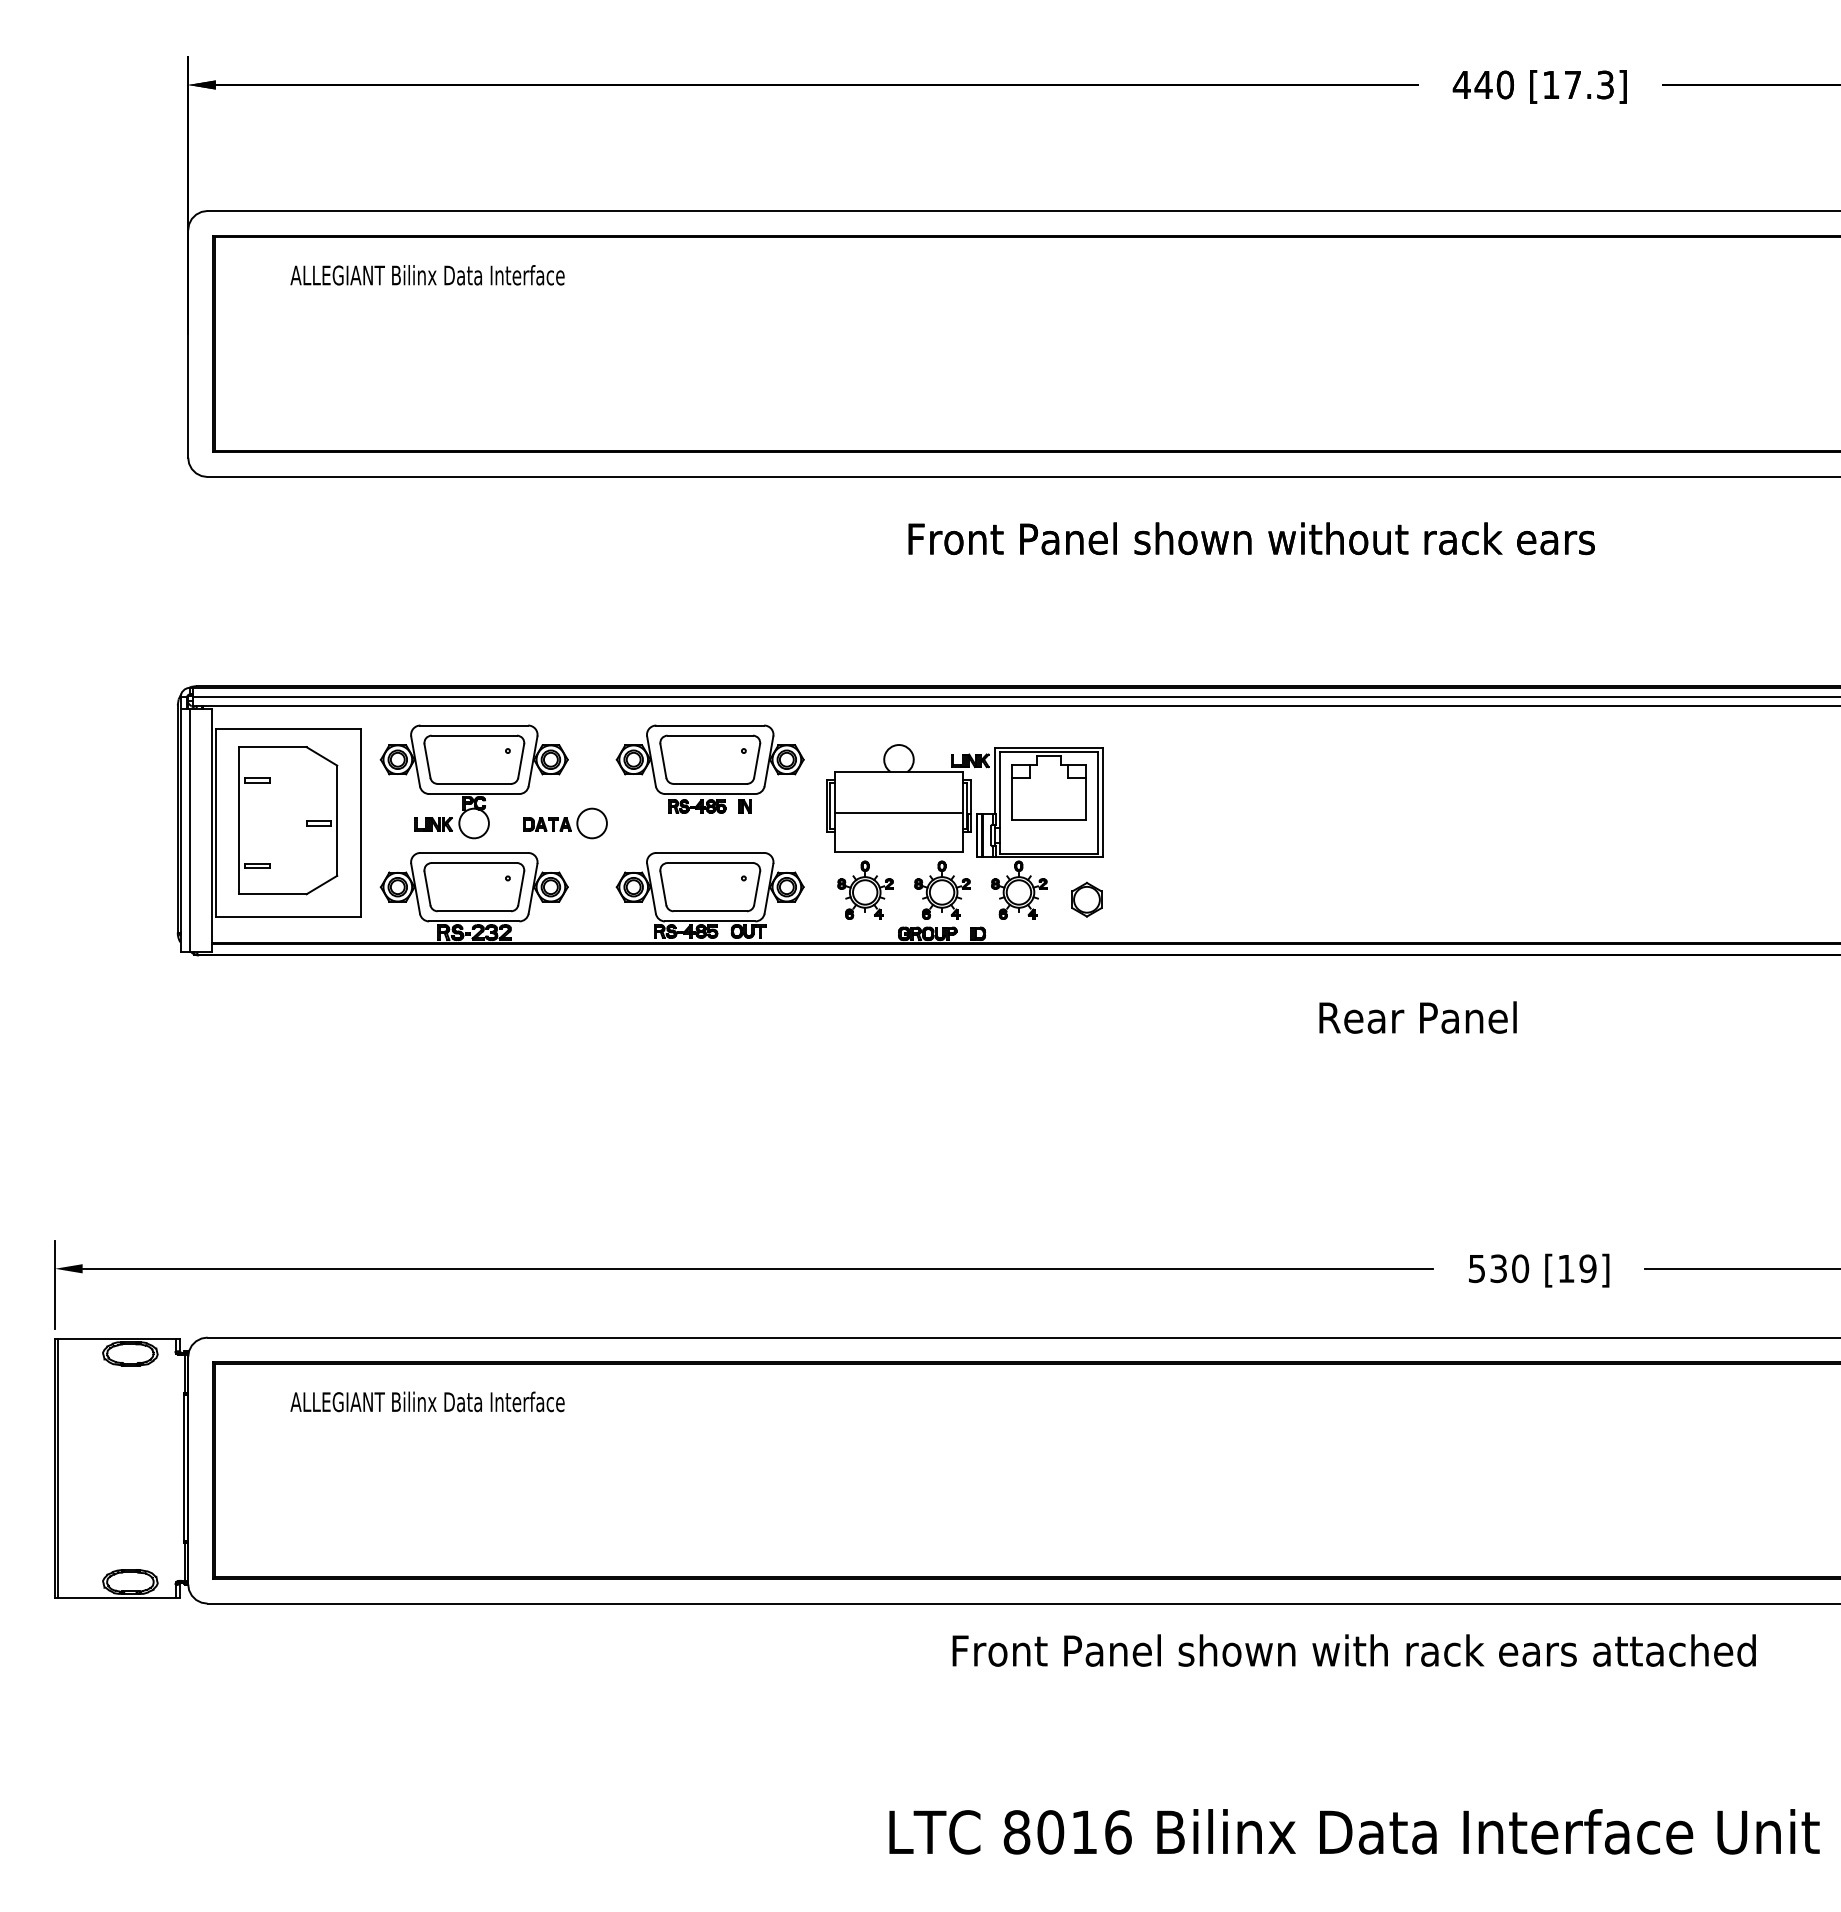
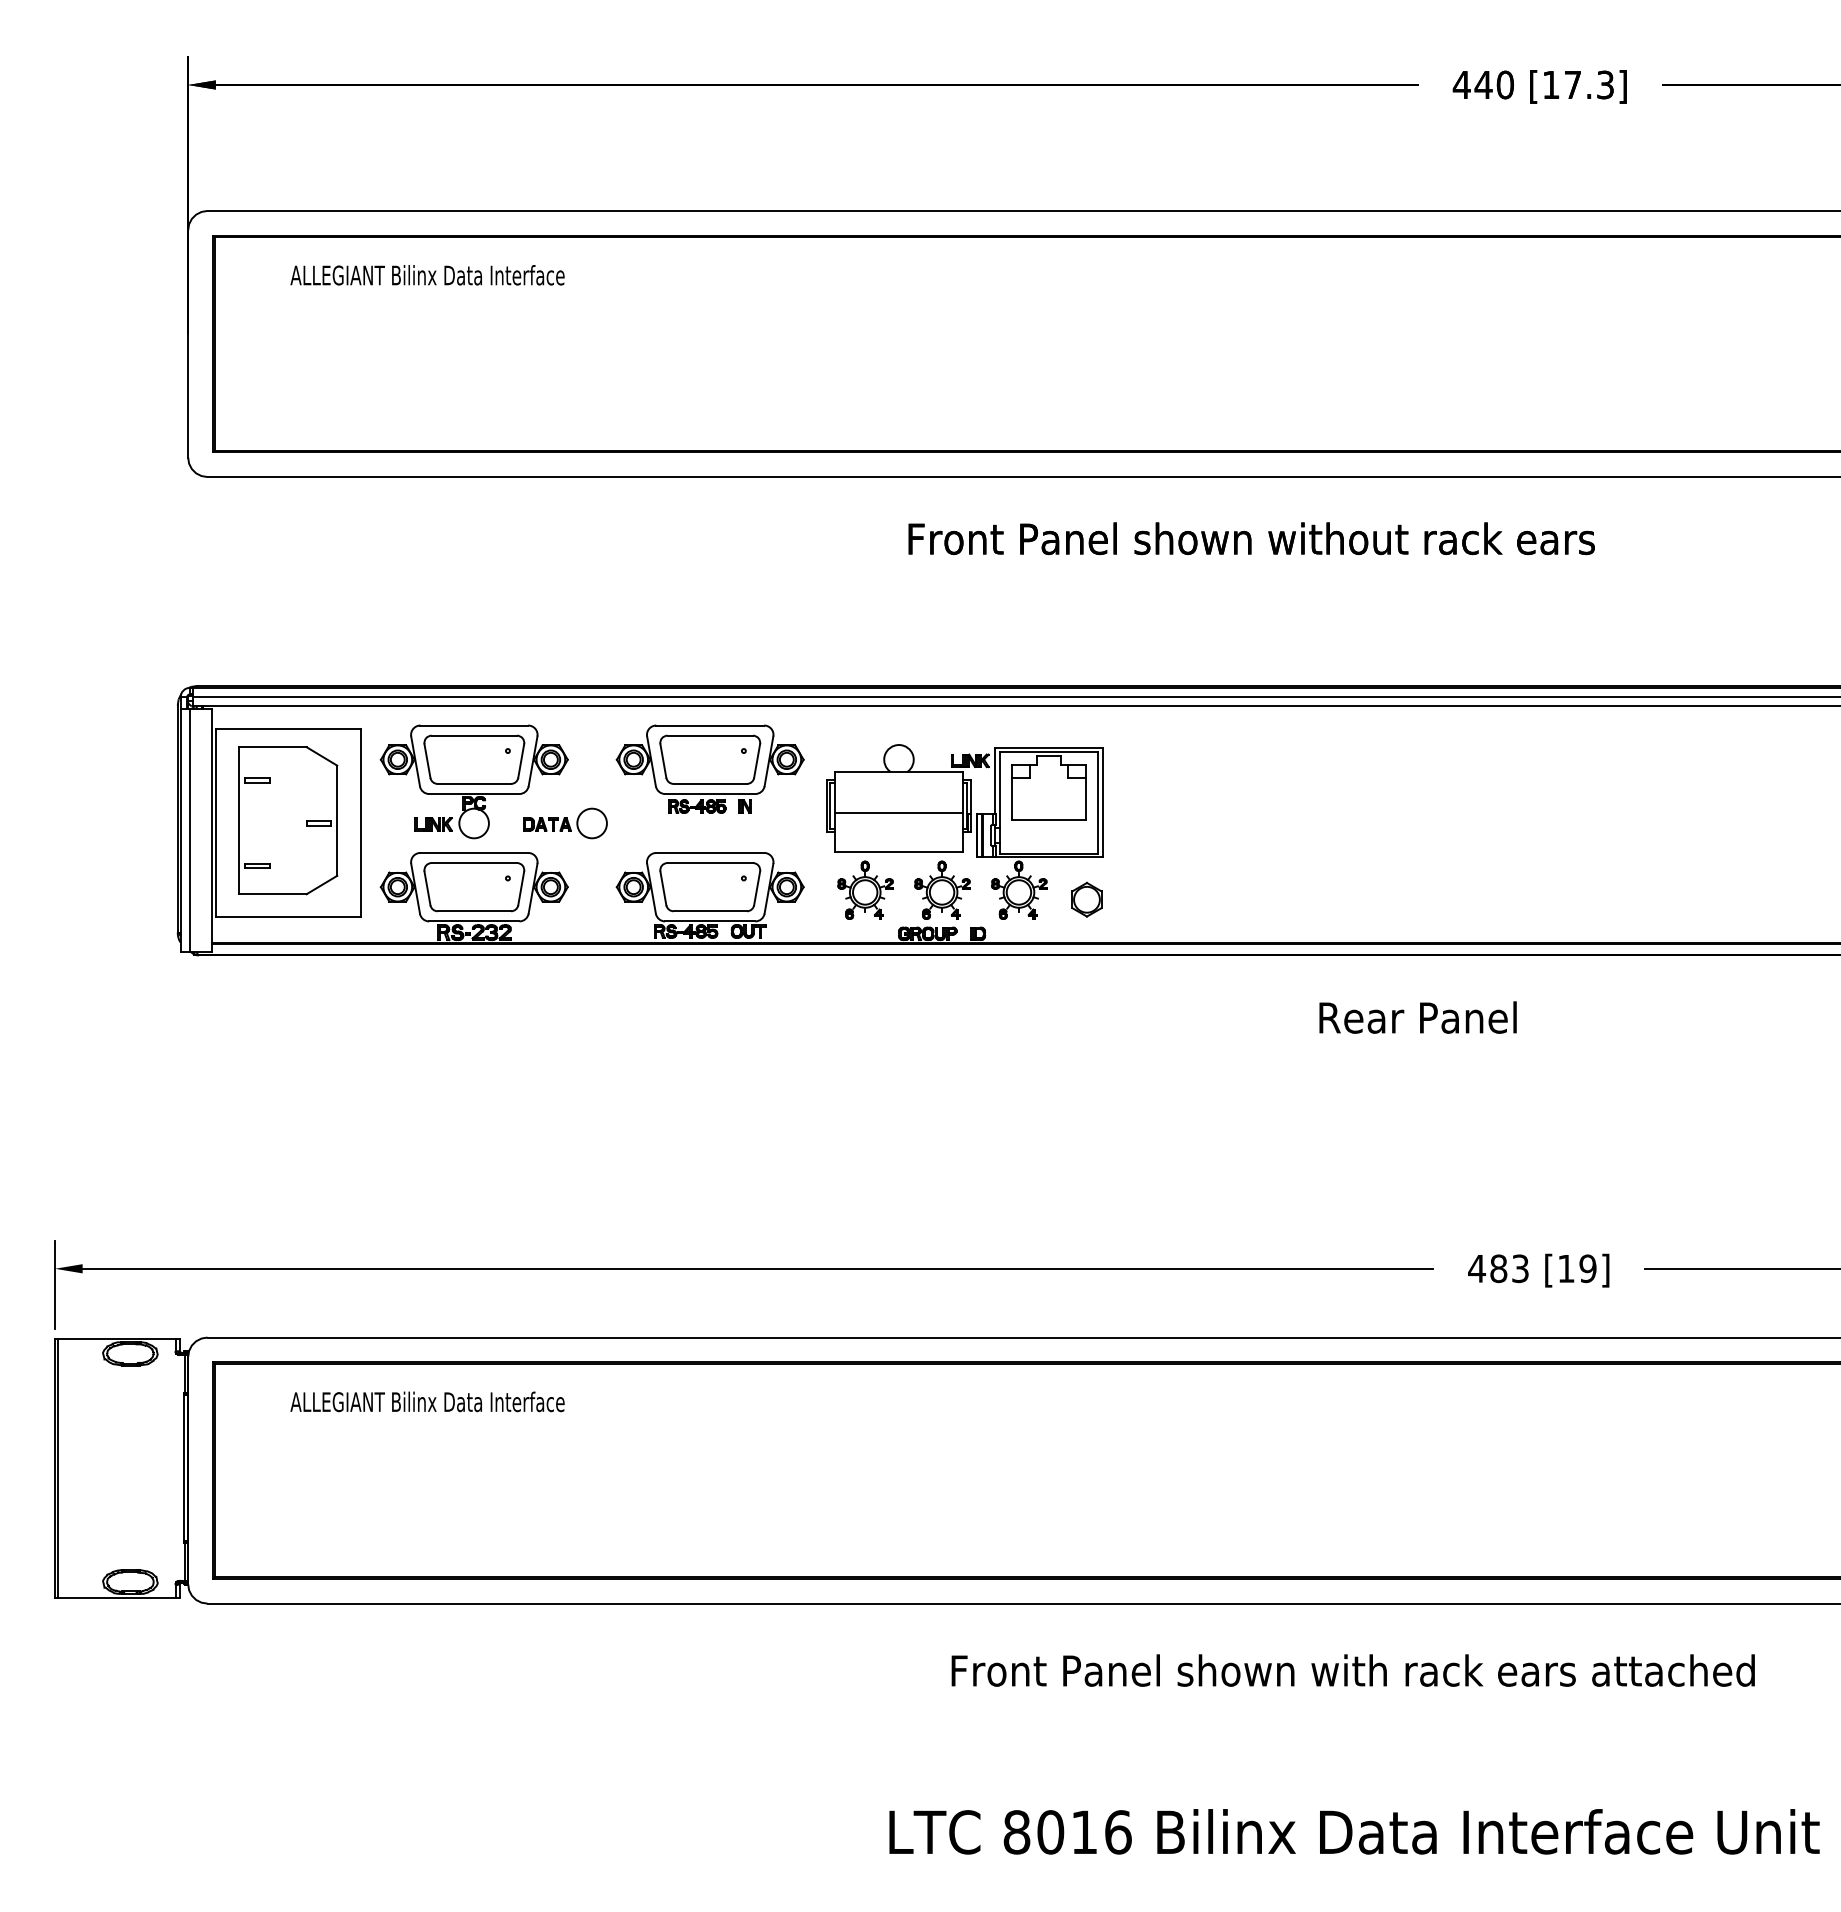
text: 530 -> 483 (1498, 1268)
text position: (1353, 1650) -> (1352, 1670) (1352, 1670)
